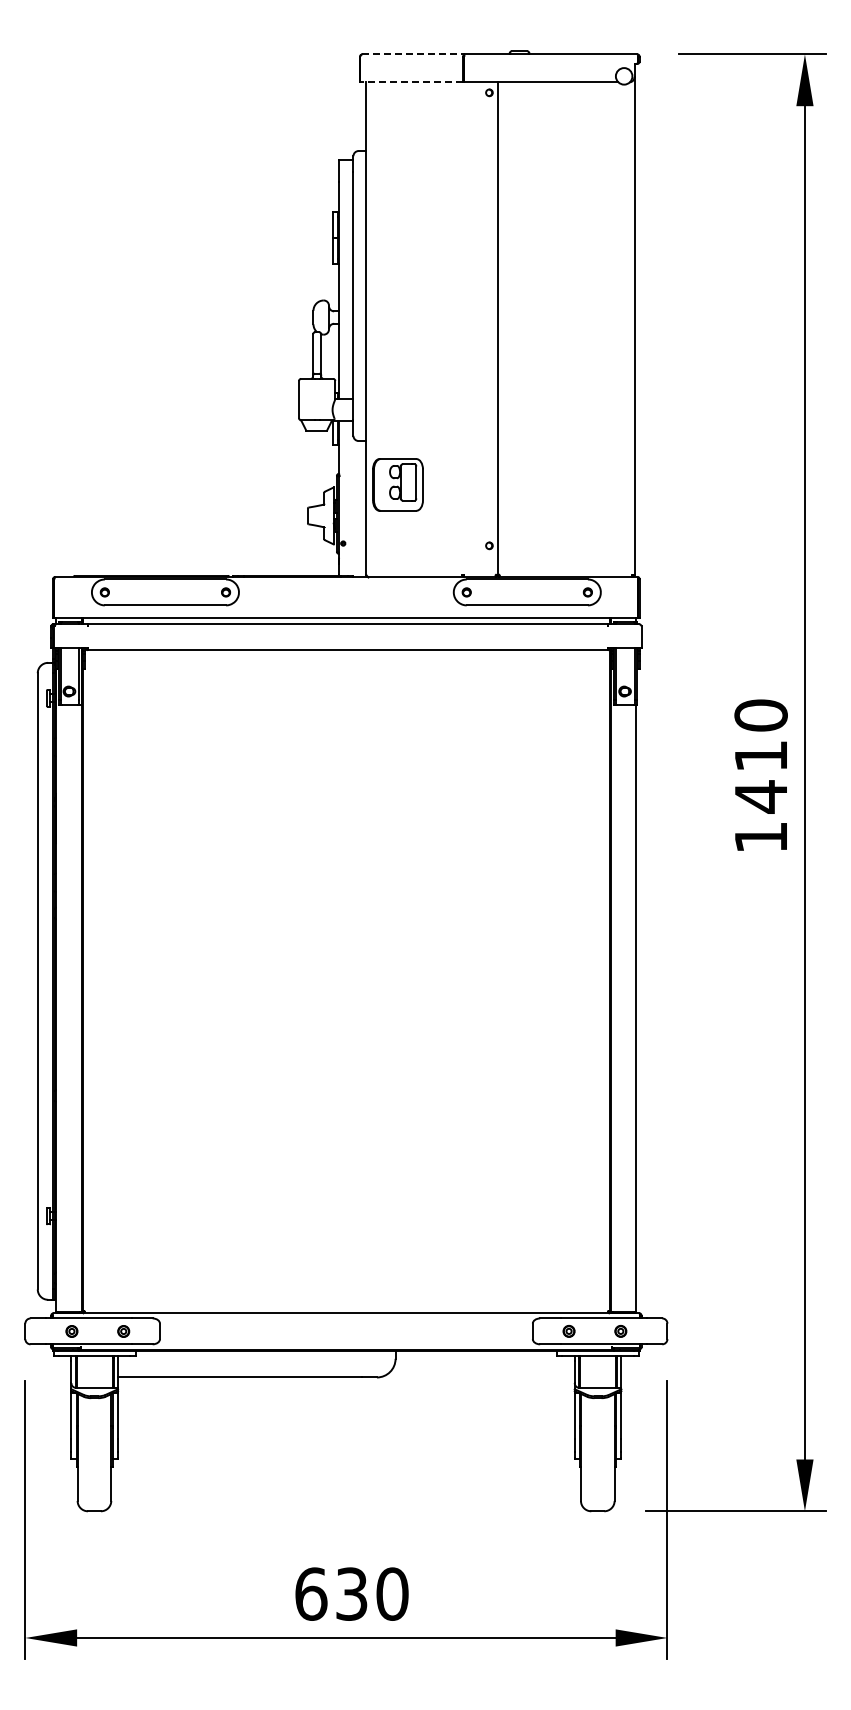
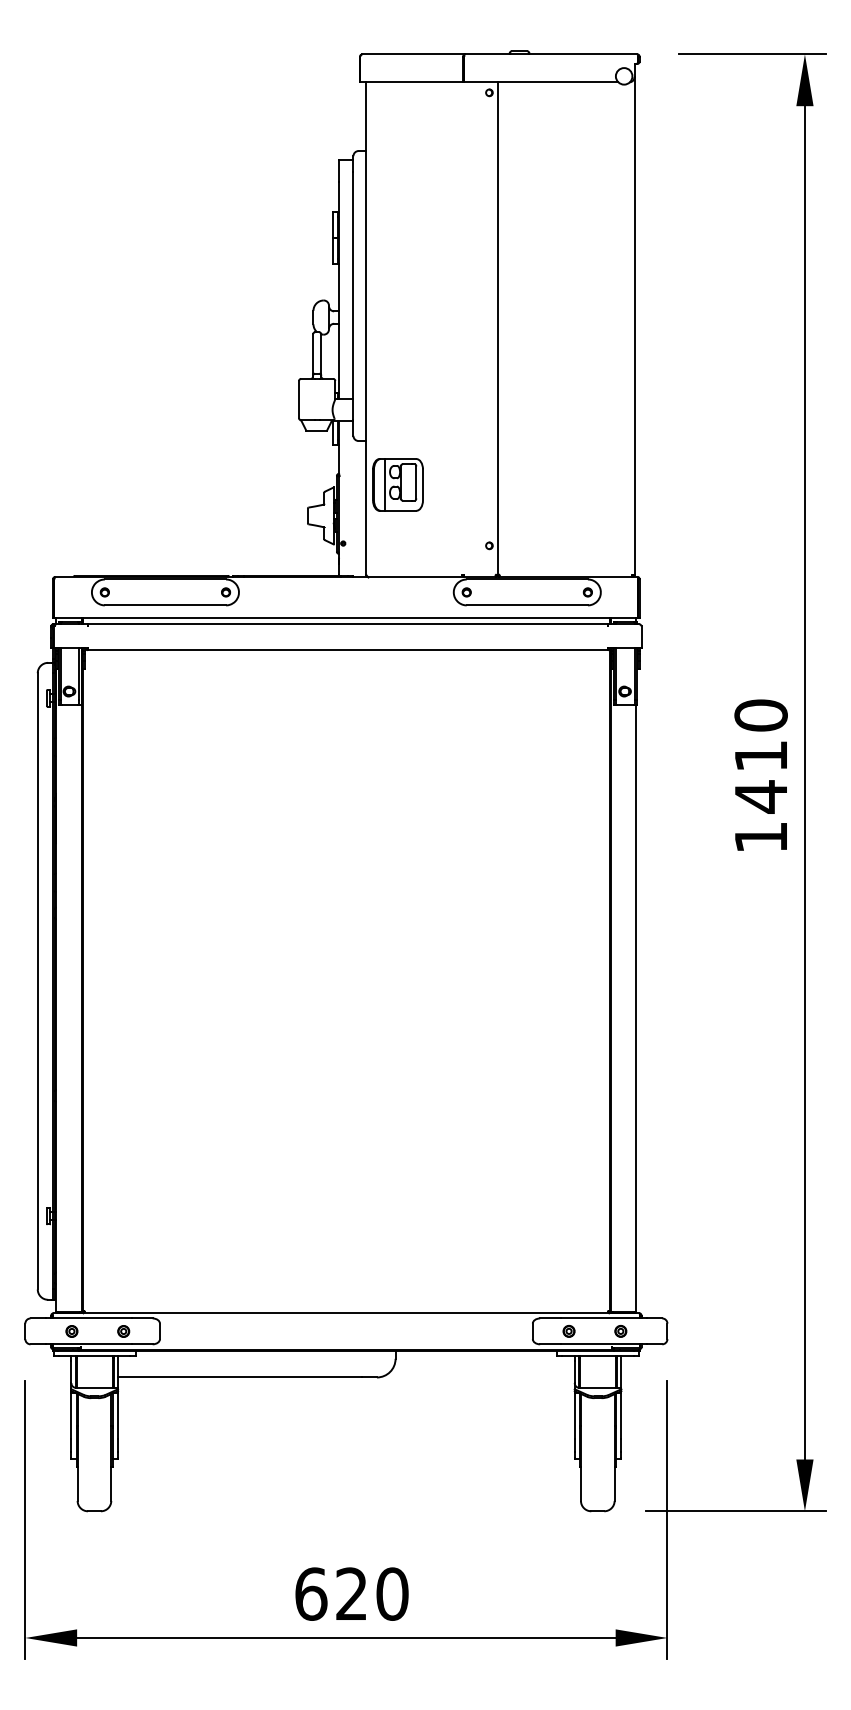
line: dashed -> solid (414, 54)
line: dashed -> solid (411, 82)
line: none -> present (384, 484)
text: 630 -> 620 (351, 1593)
